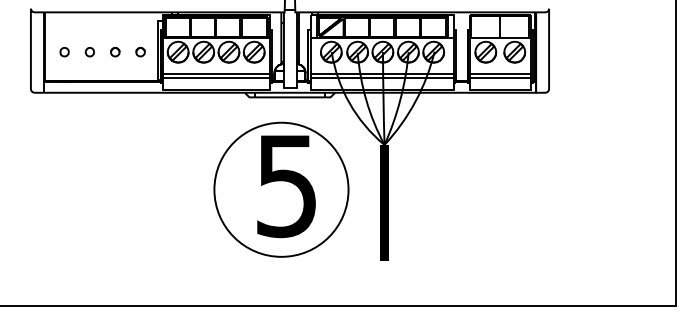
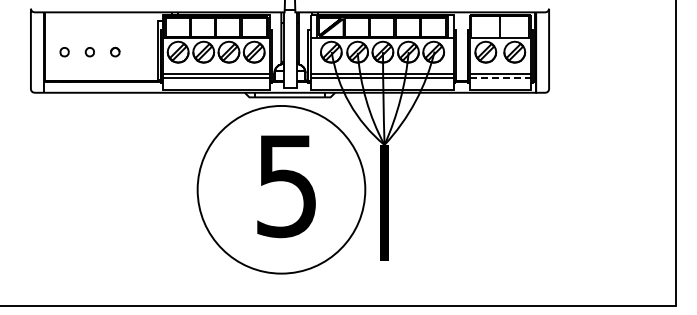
part: present -> none (140, 51)
line: solid -> dashed (500, 78)
circle diameter: 134 px -> 168 px (281, 189)
